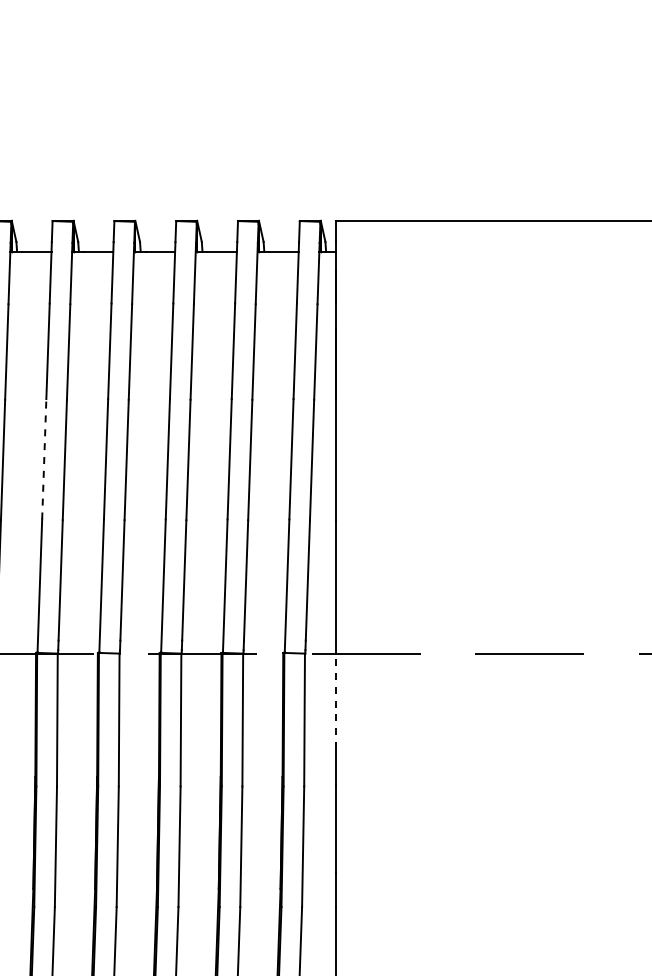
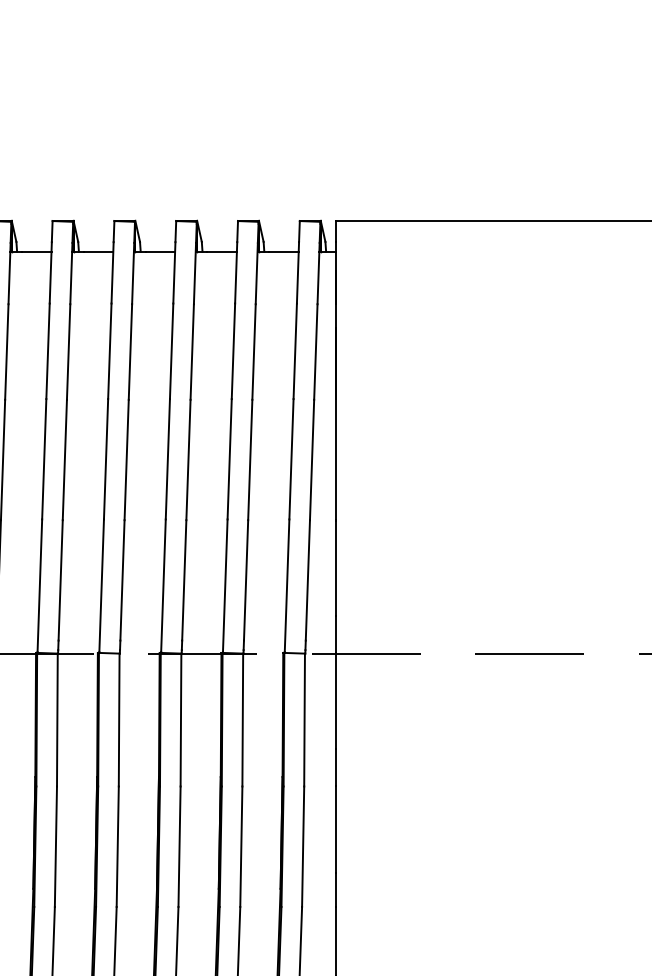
line: dashed -> solid (44, 458)
line: dashed -> solid (336, 700)
